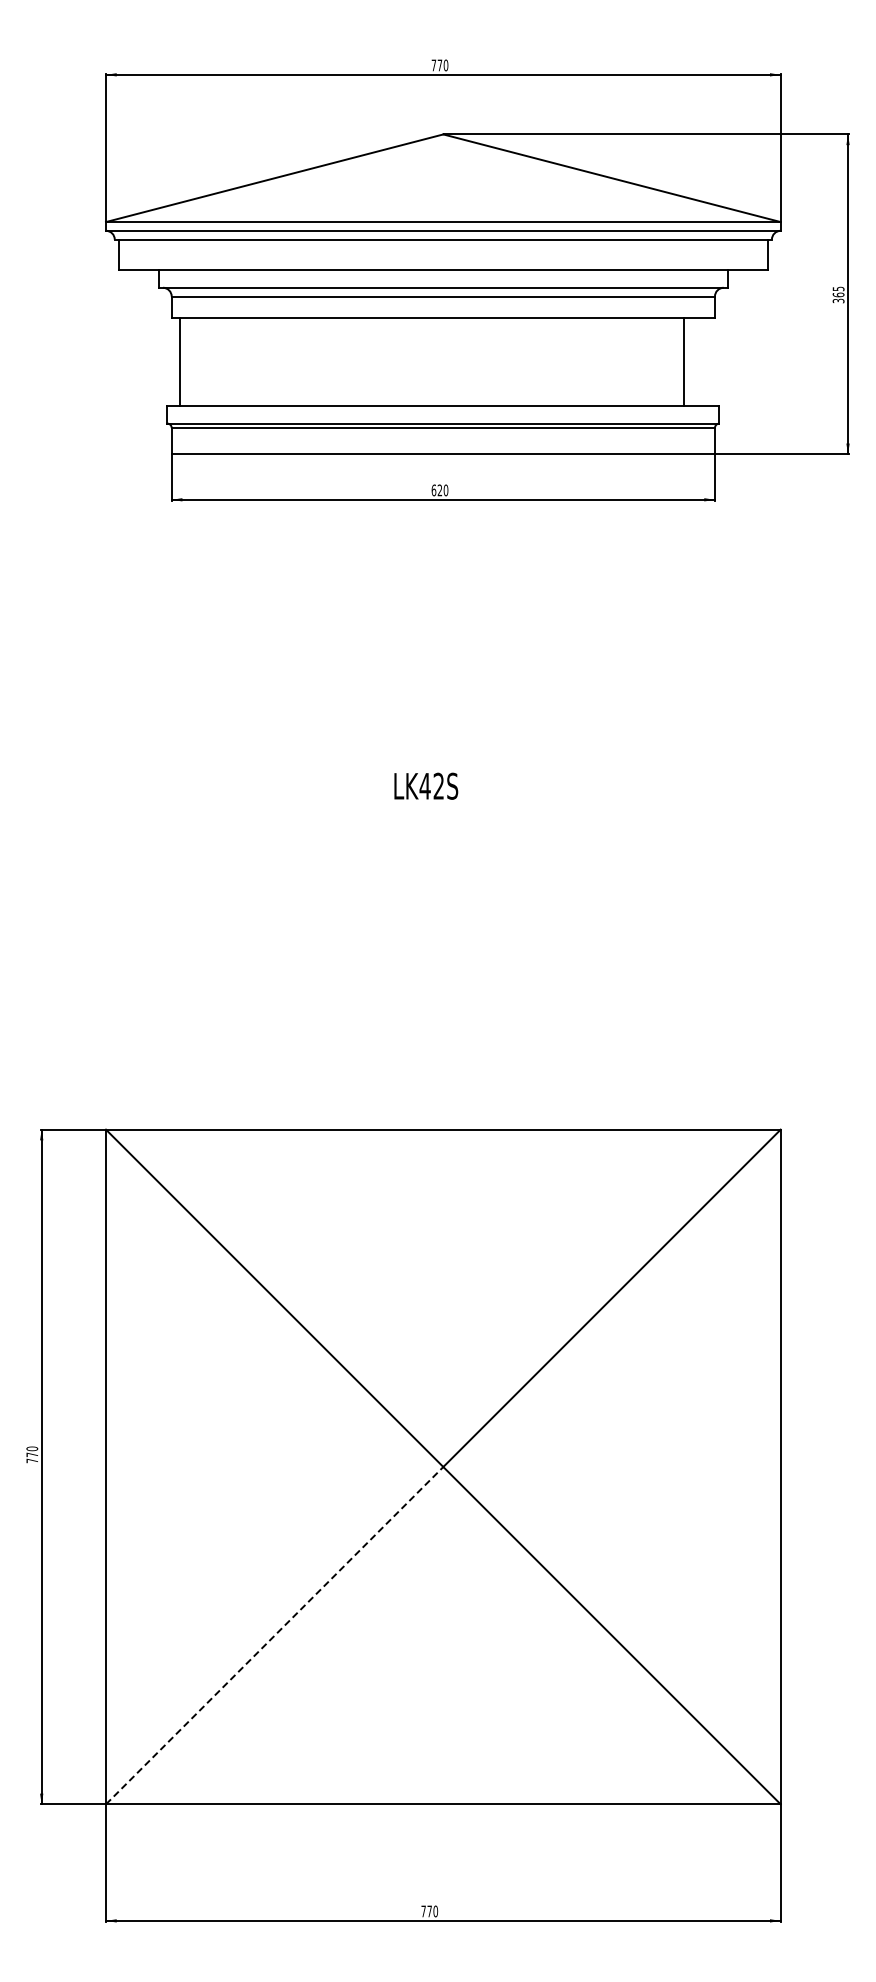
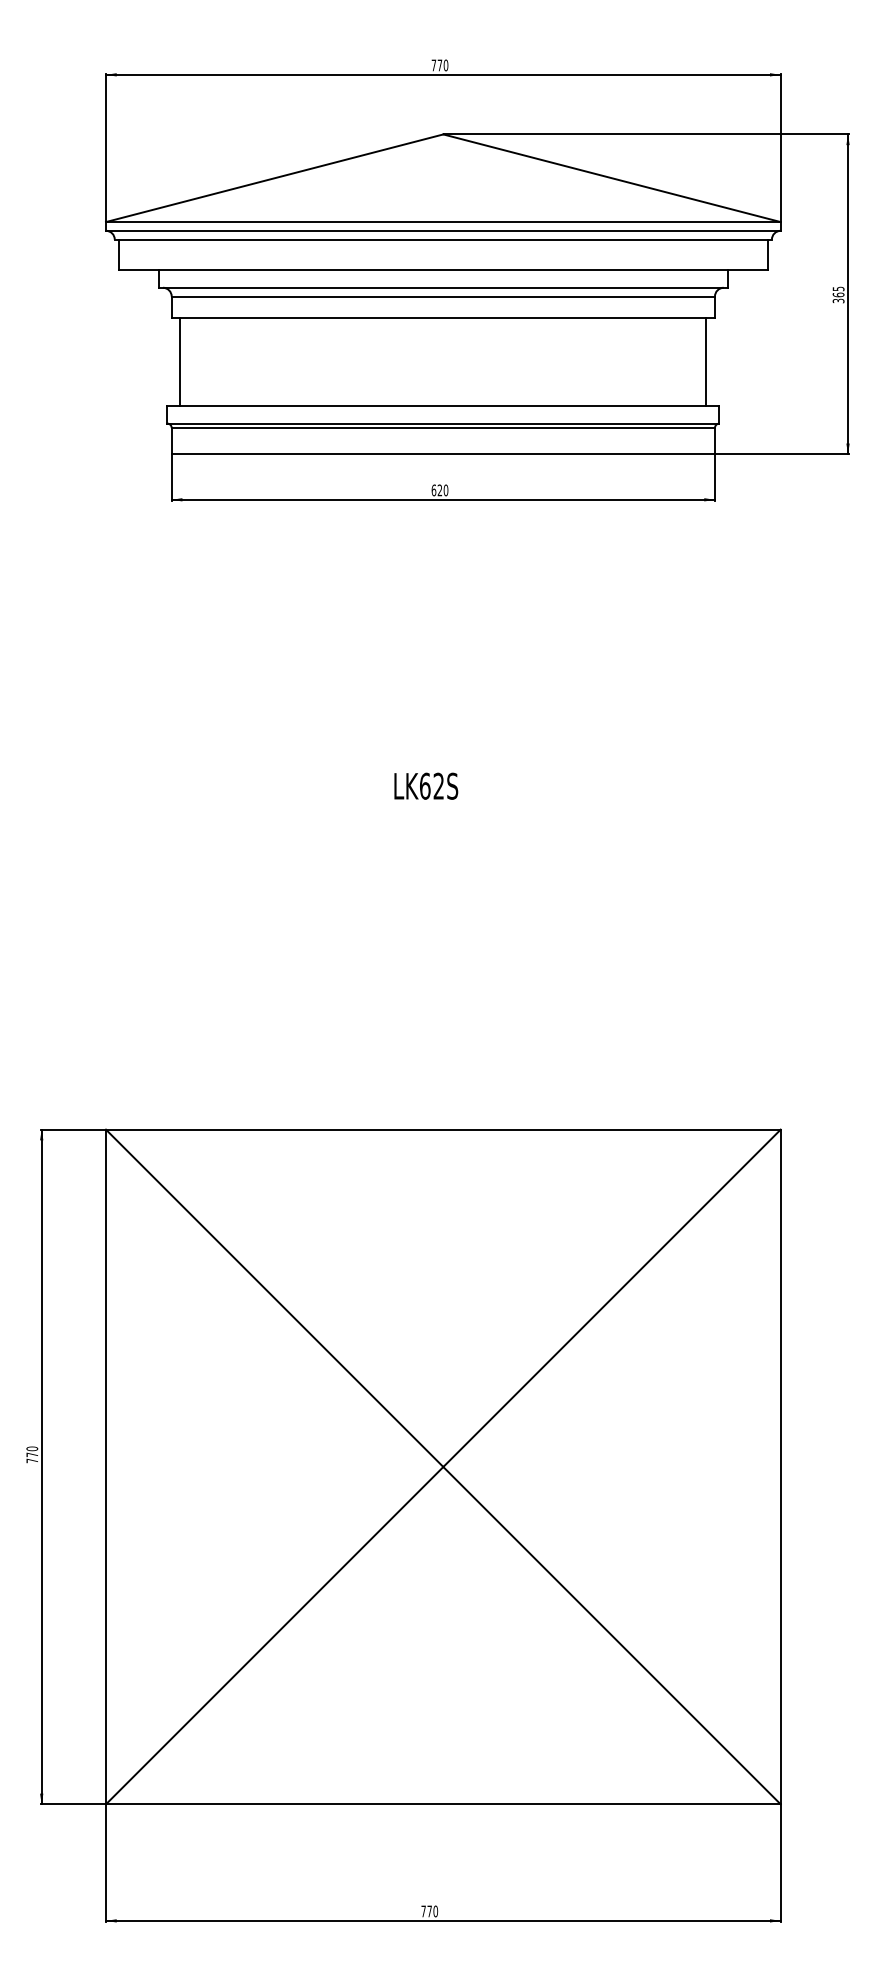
line position: (684, 362) -> (706, 362) (706, 362)
text: LK42S -> LK62S (424, 785)
line: dashed -> solid (274, 1635)
